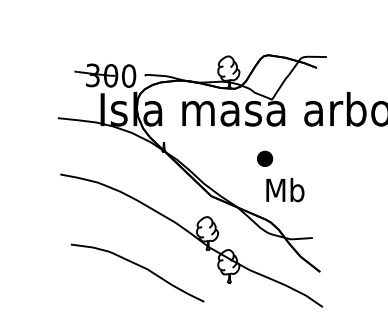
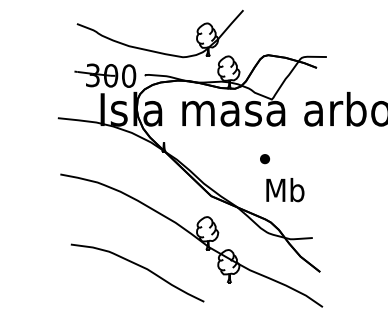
part: none -> present (154, 50)
part size: 17x17 px -> 10x11 px (264, 159)
